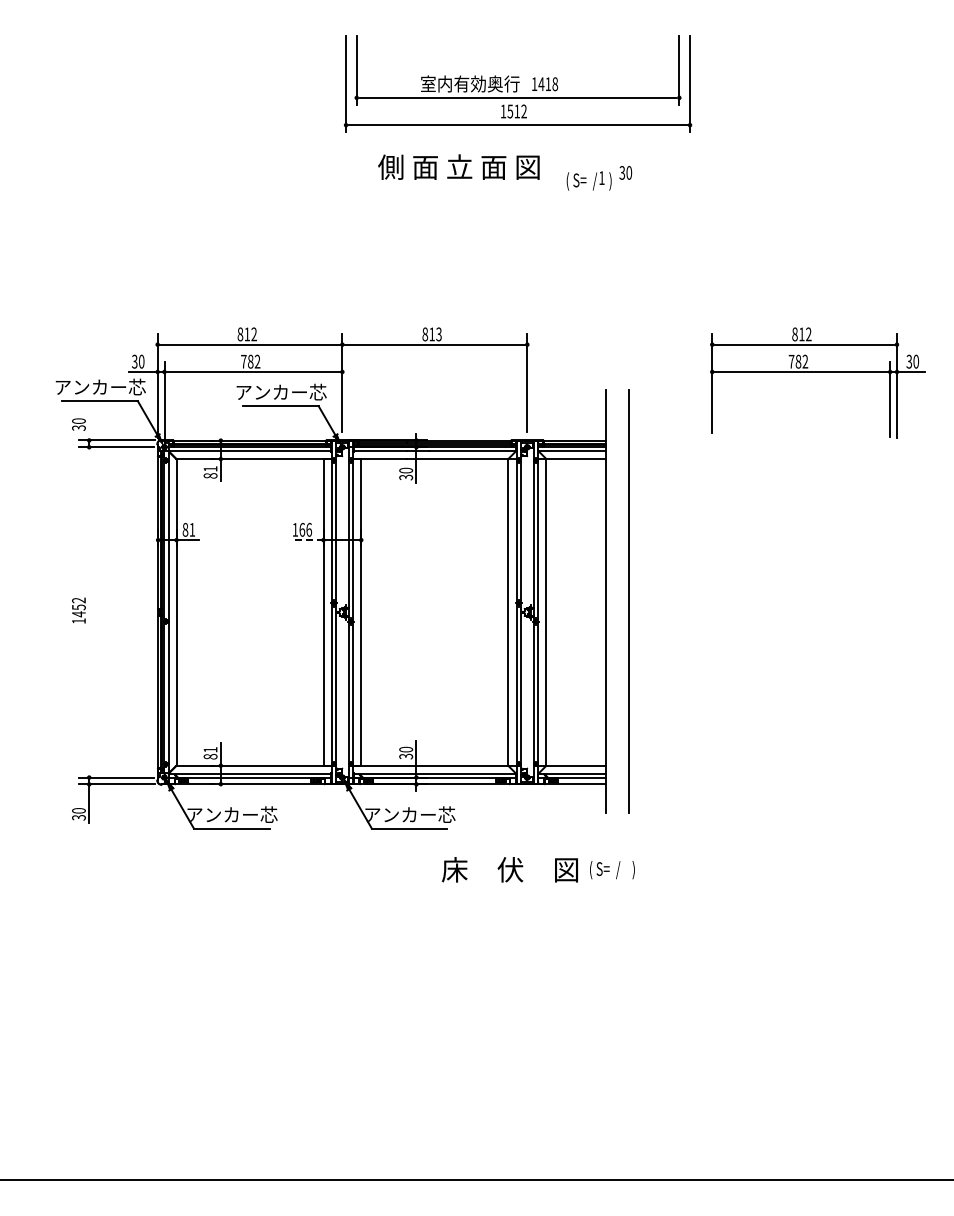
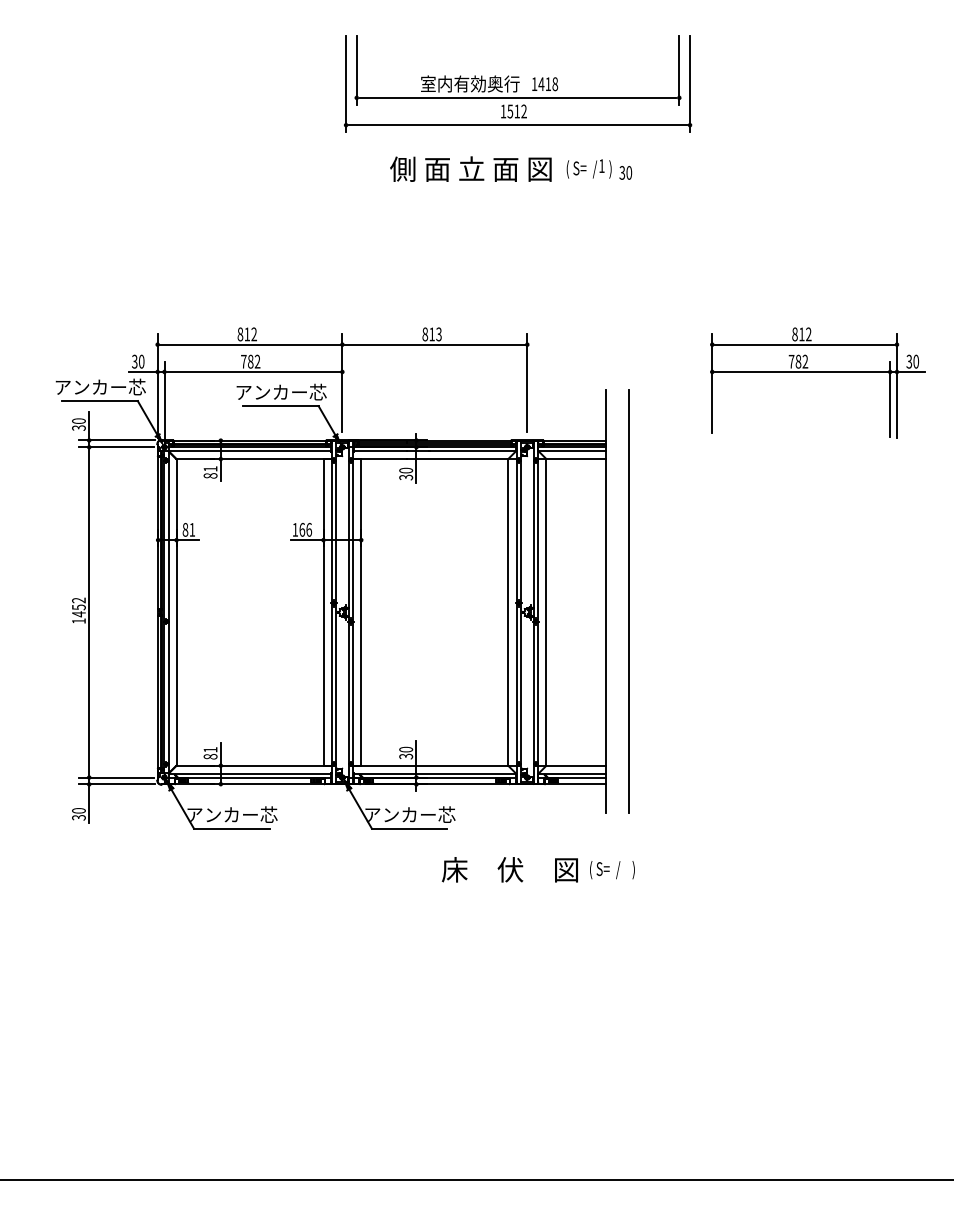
text position: (458, 166) -> (470, 168) (470, 168)
text position: (588, 180) -> (588, 168) (588, 168)
line: none -> present (89, 424)
line: dashed -> solid (306, 540)
line: none -> present (89, 611)
